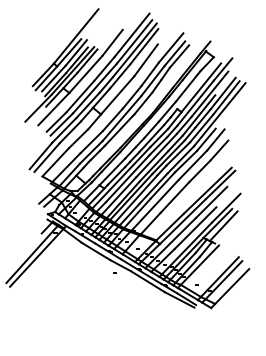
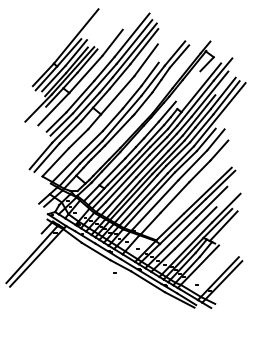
line: present -> none (170, 47)
line: present -> none (187, 86)
line: present -> none (230, 288)
